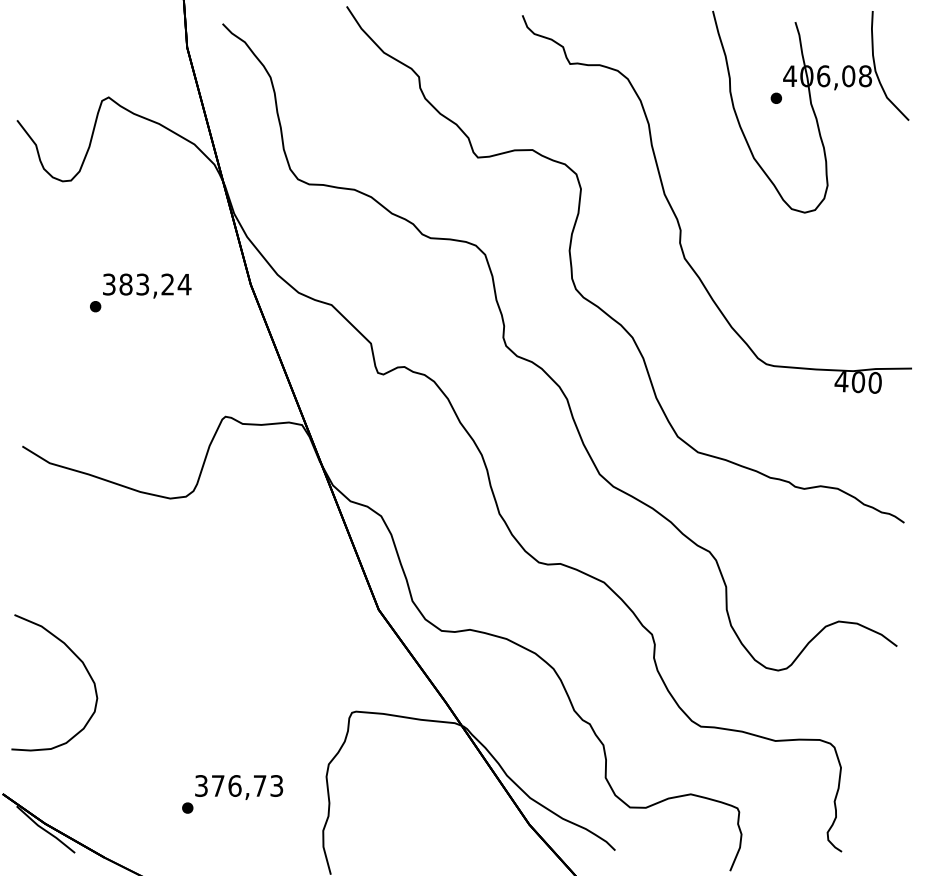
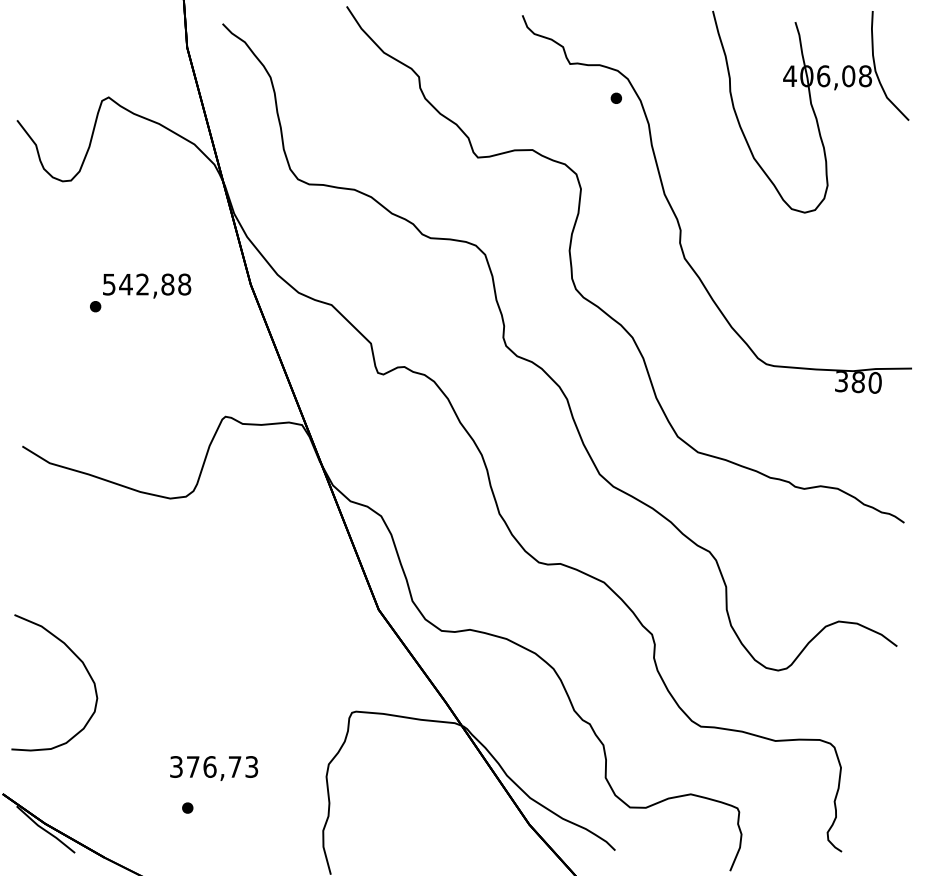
part position: (775, 97) -> (615, 97) (615, 97)
text: 383,24 -> 542,88 (147, 284)
text: 400 -> 380 (849, 381)
text position: (239, 787) -> (214, 768) (214, 768)
